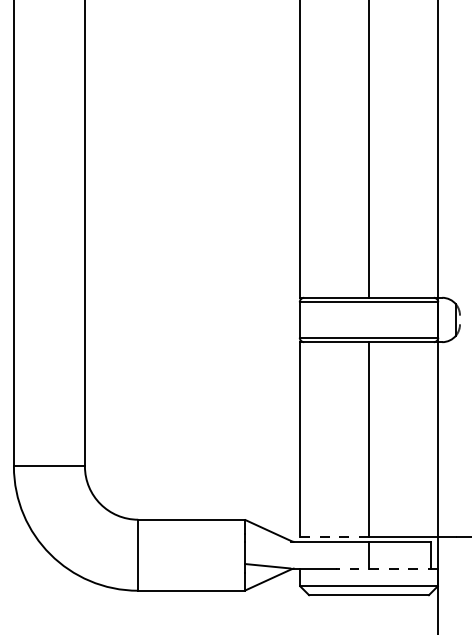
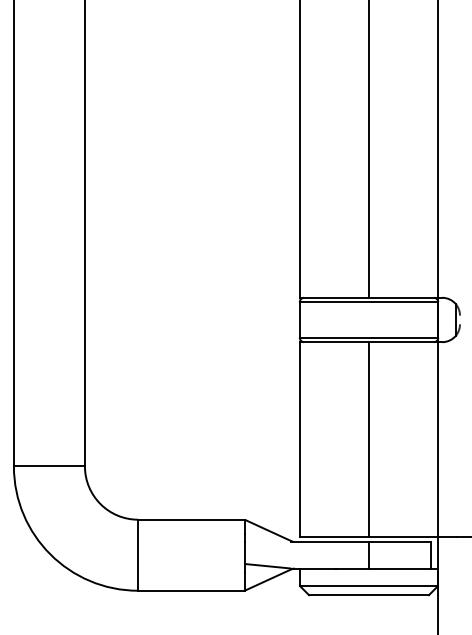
line: dashed -> solid (335, 537)
line: dashed -> solid (386, 568)
